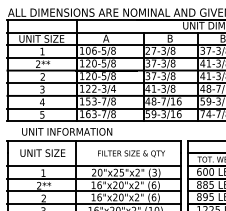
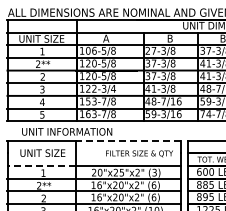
line: solid -> dashed (127, 140)
text position: (131, 153) -> (139, 153) (139, 153)
line: solid -> dashed (41, 165)
